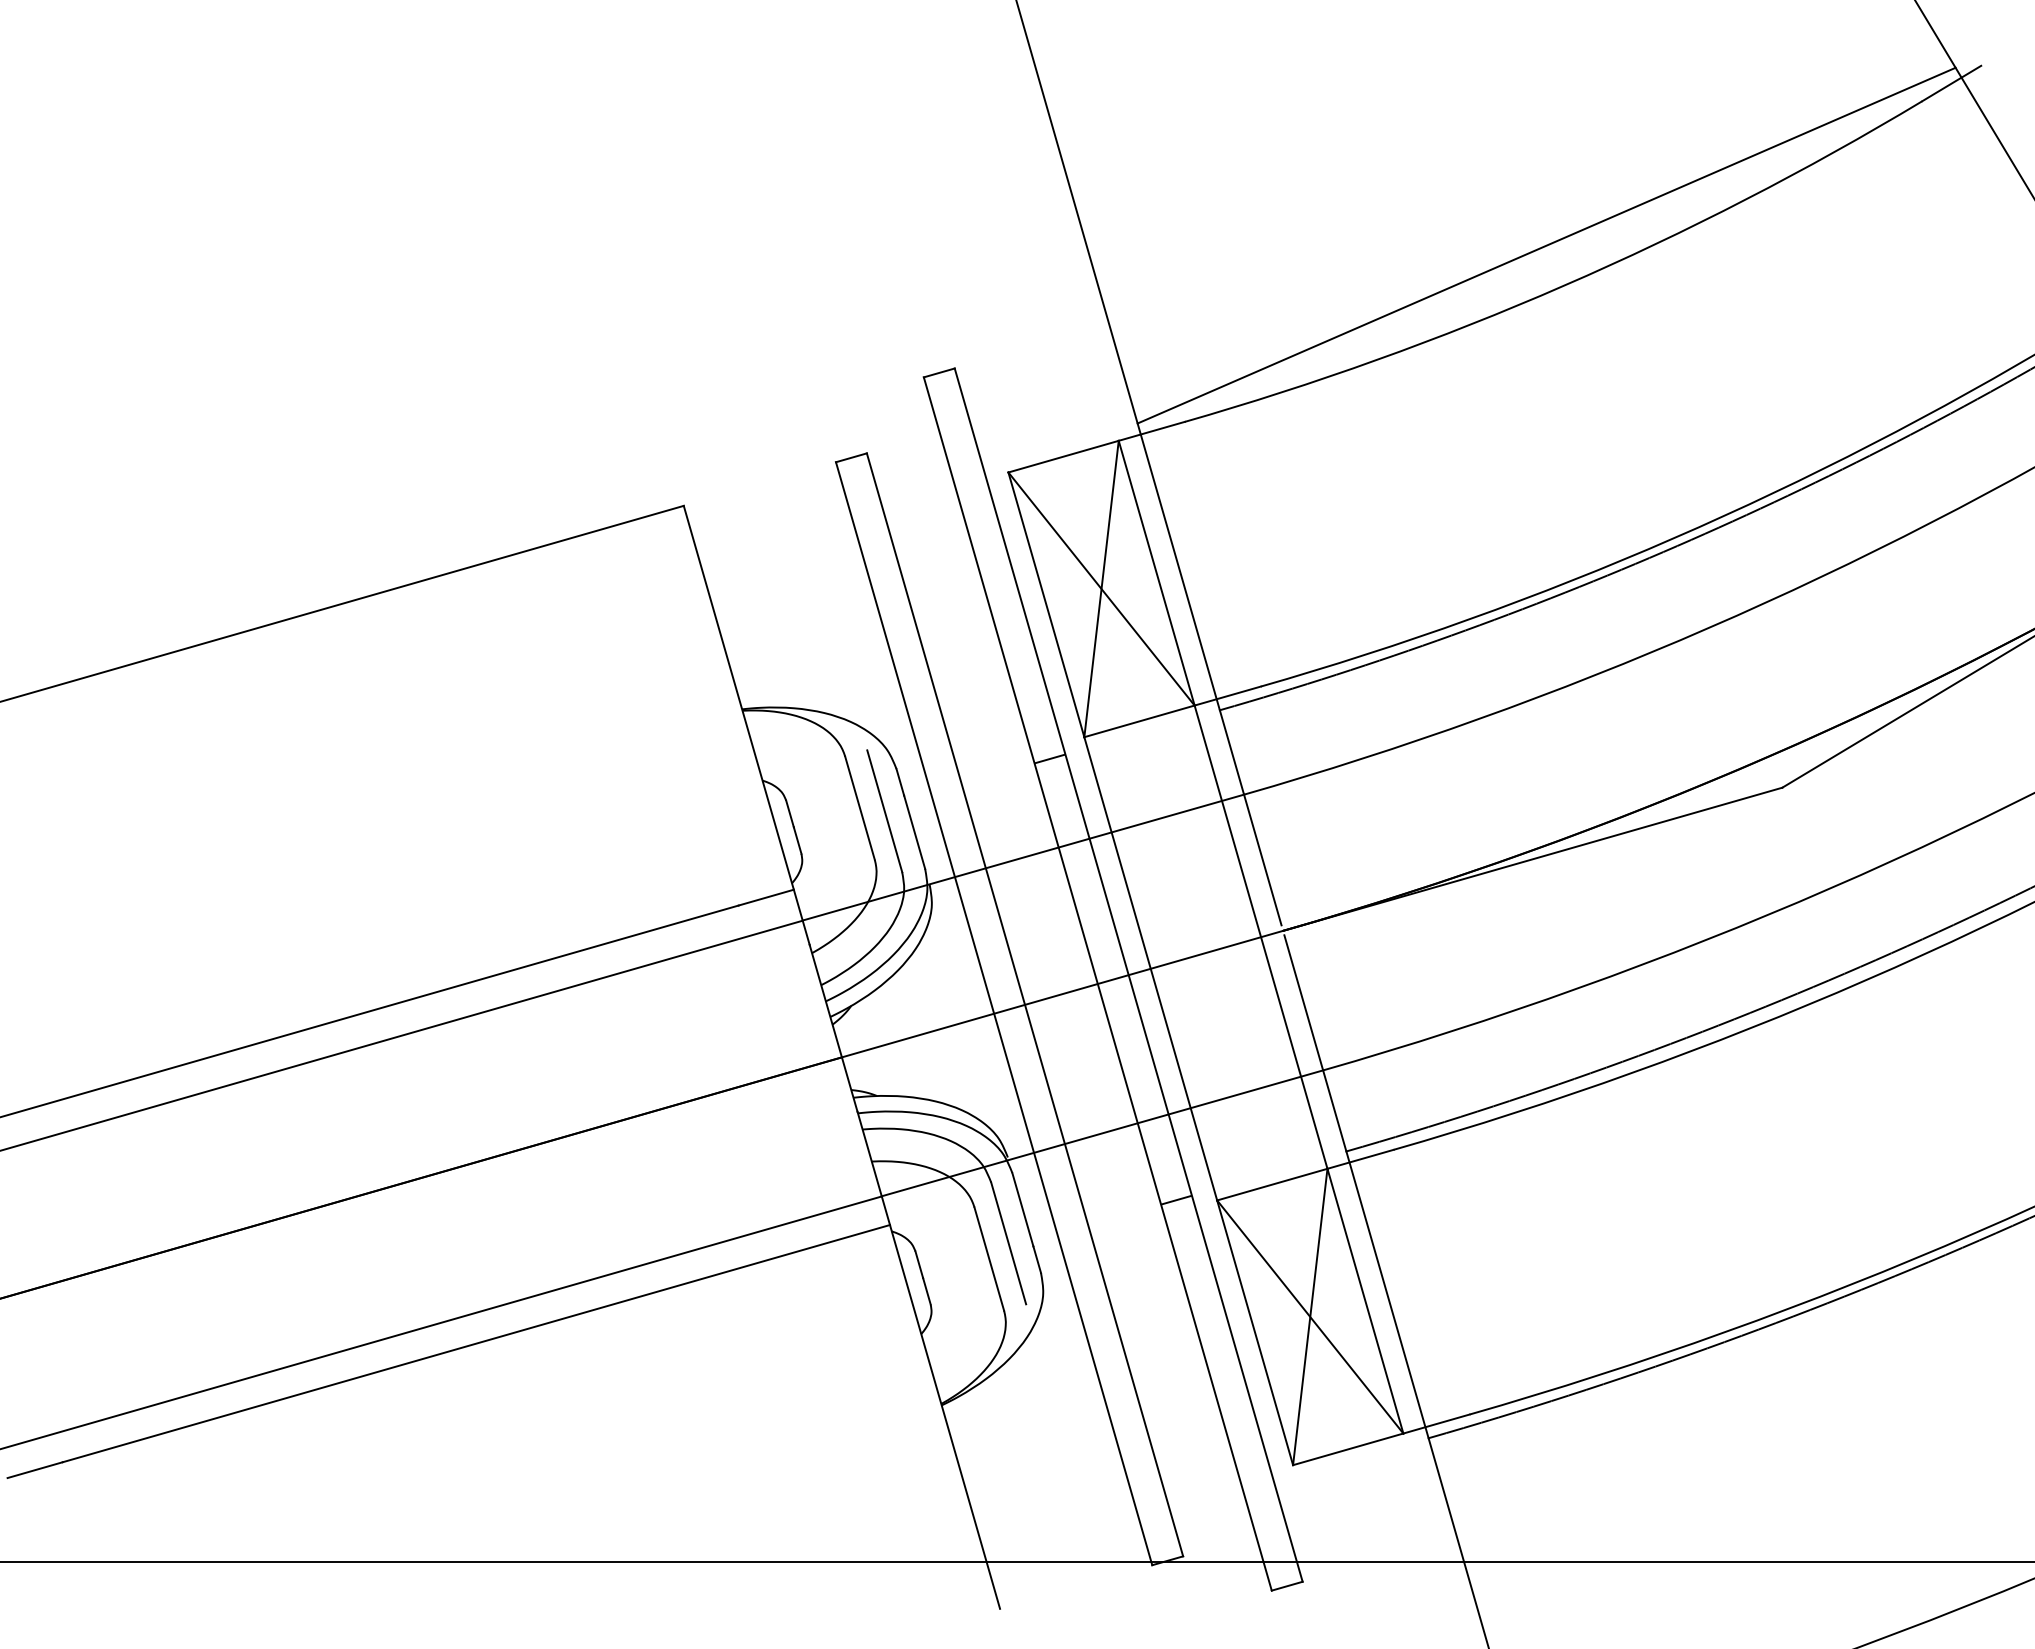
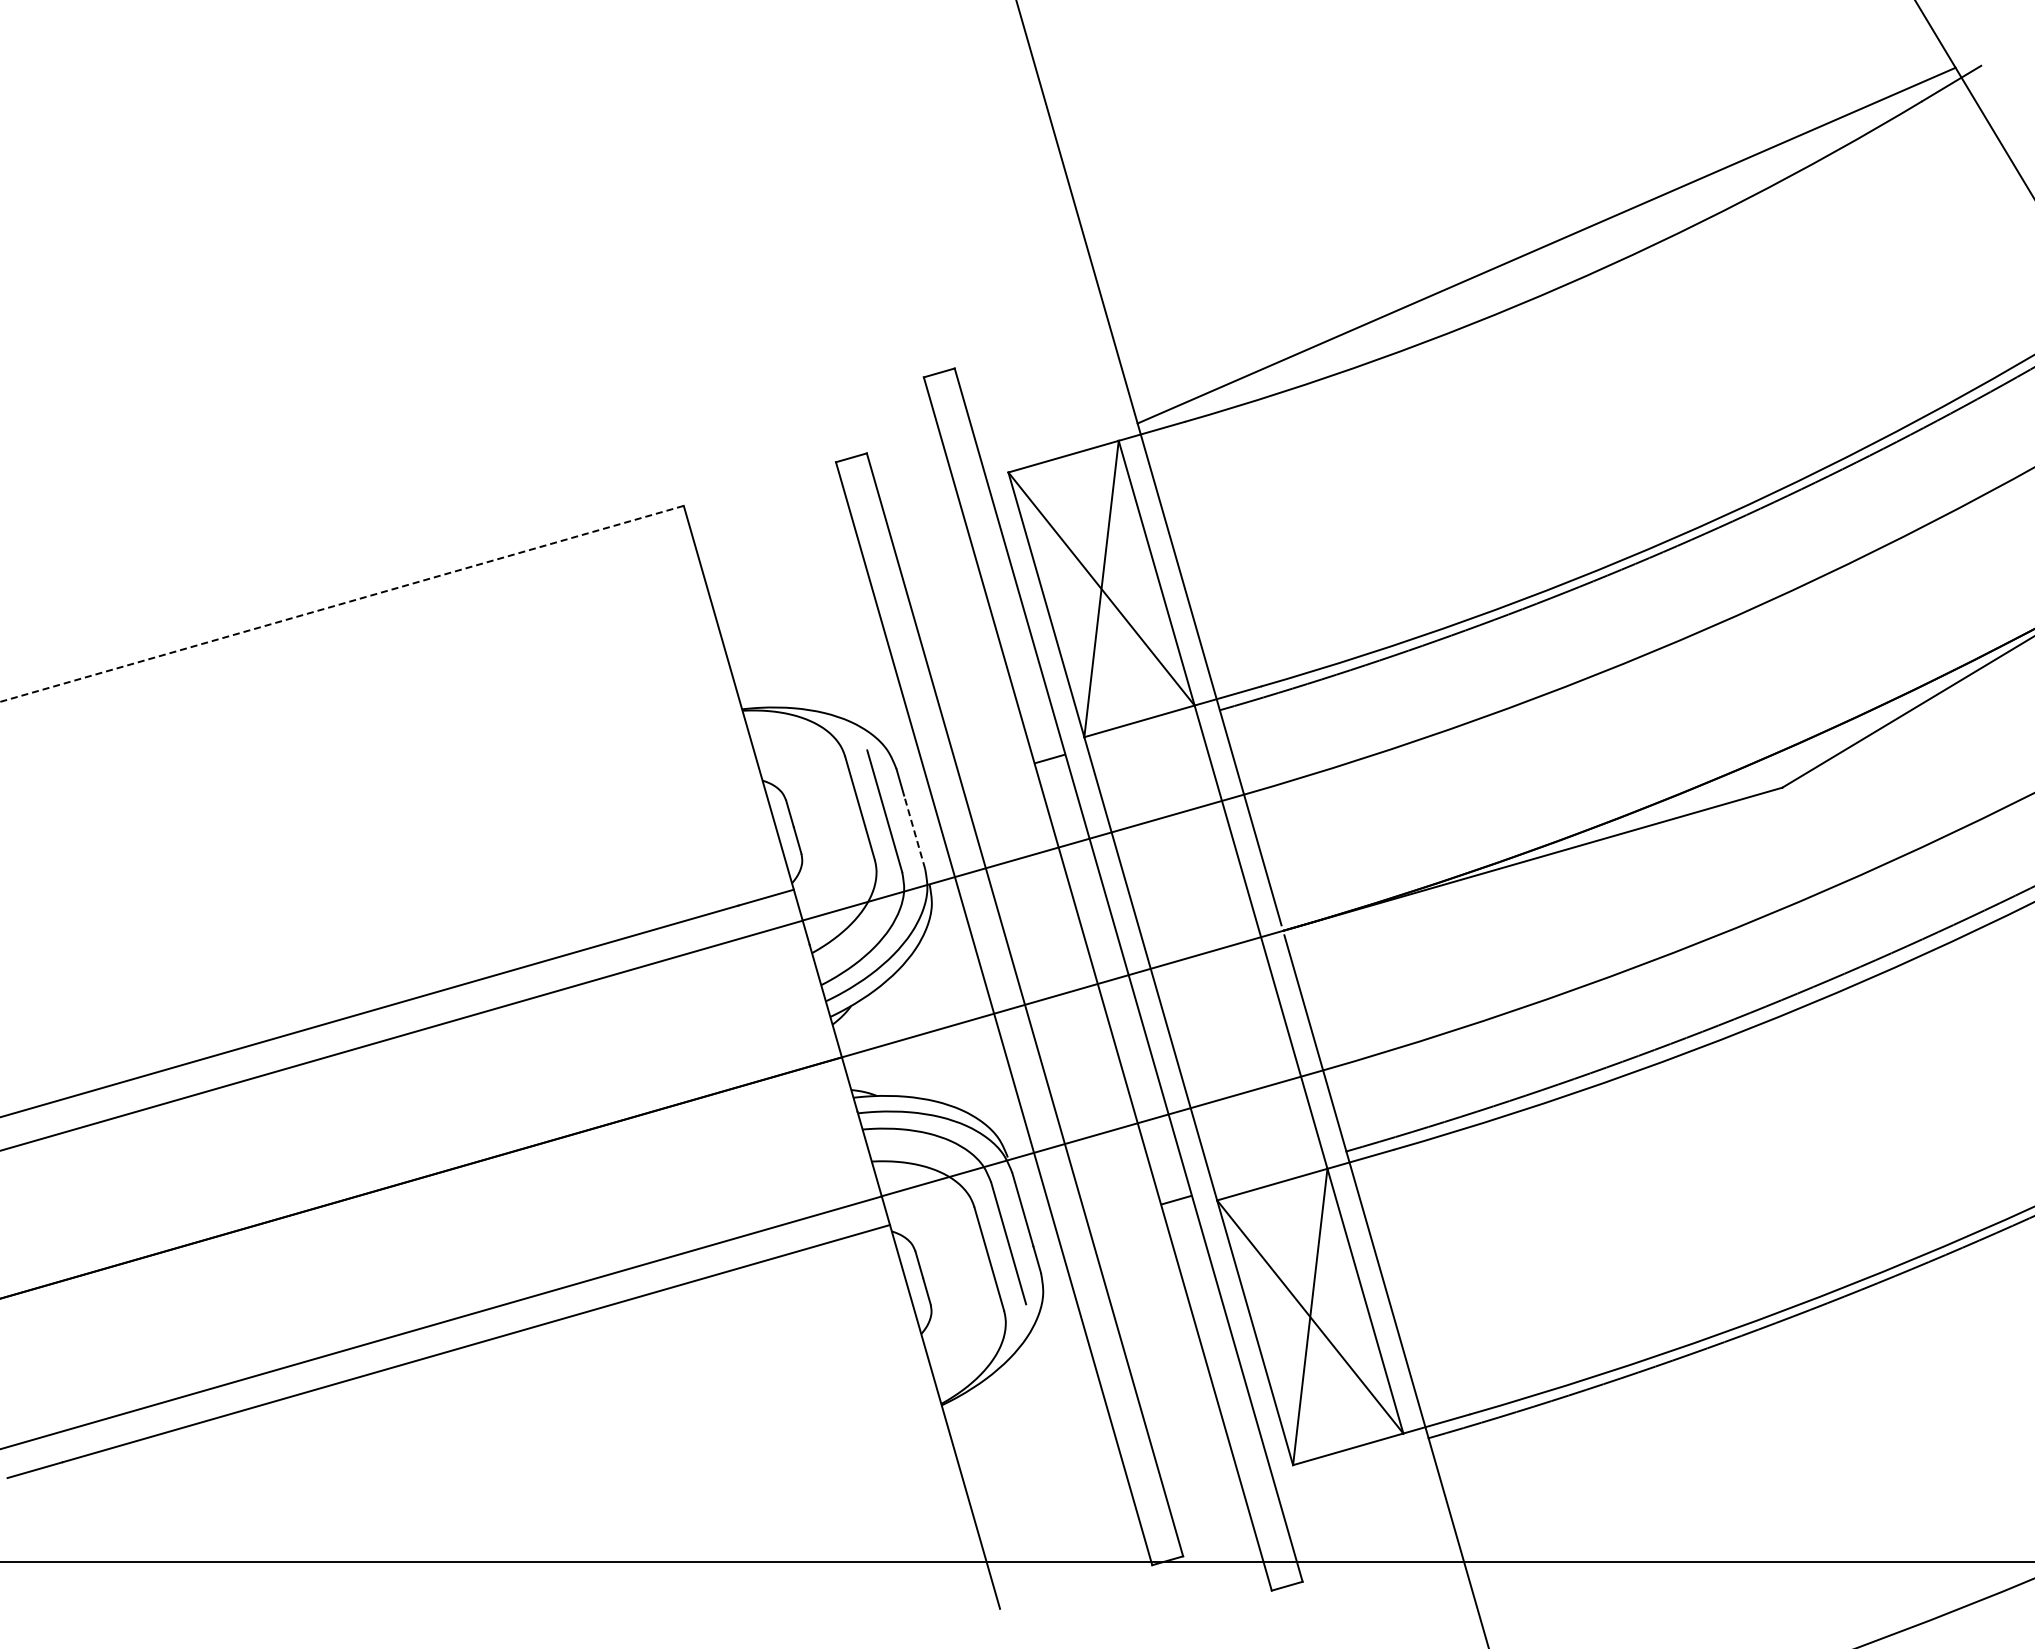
line: solid -> dashed (341, 604)
line: solid -> dashed (914, 831)
